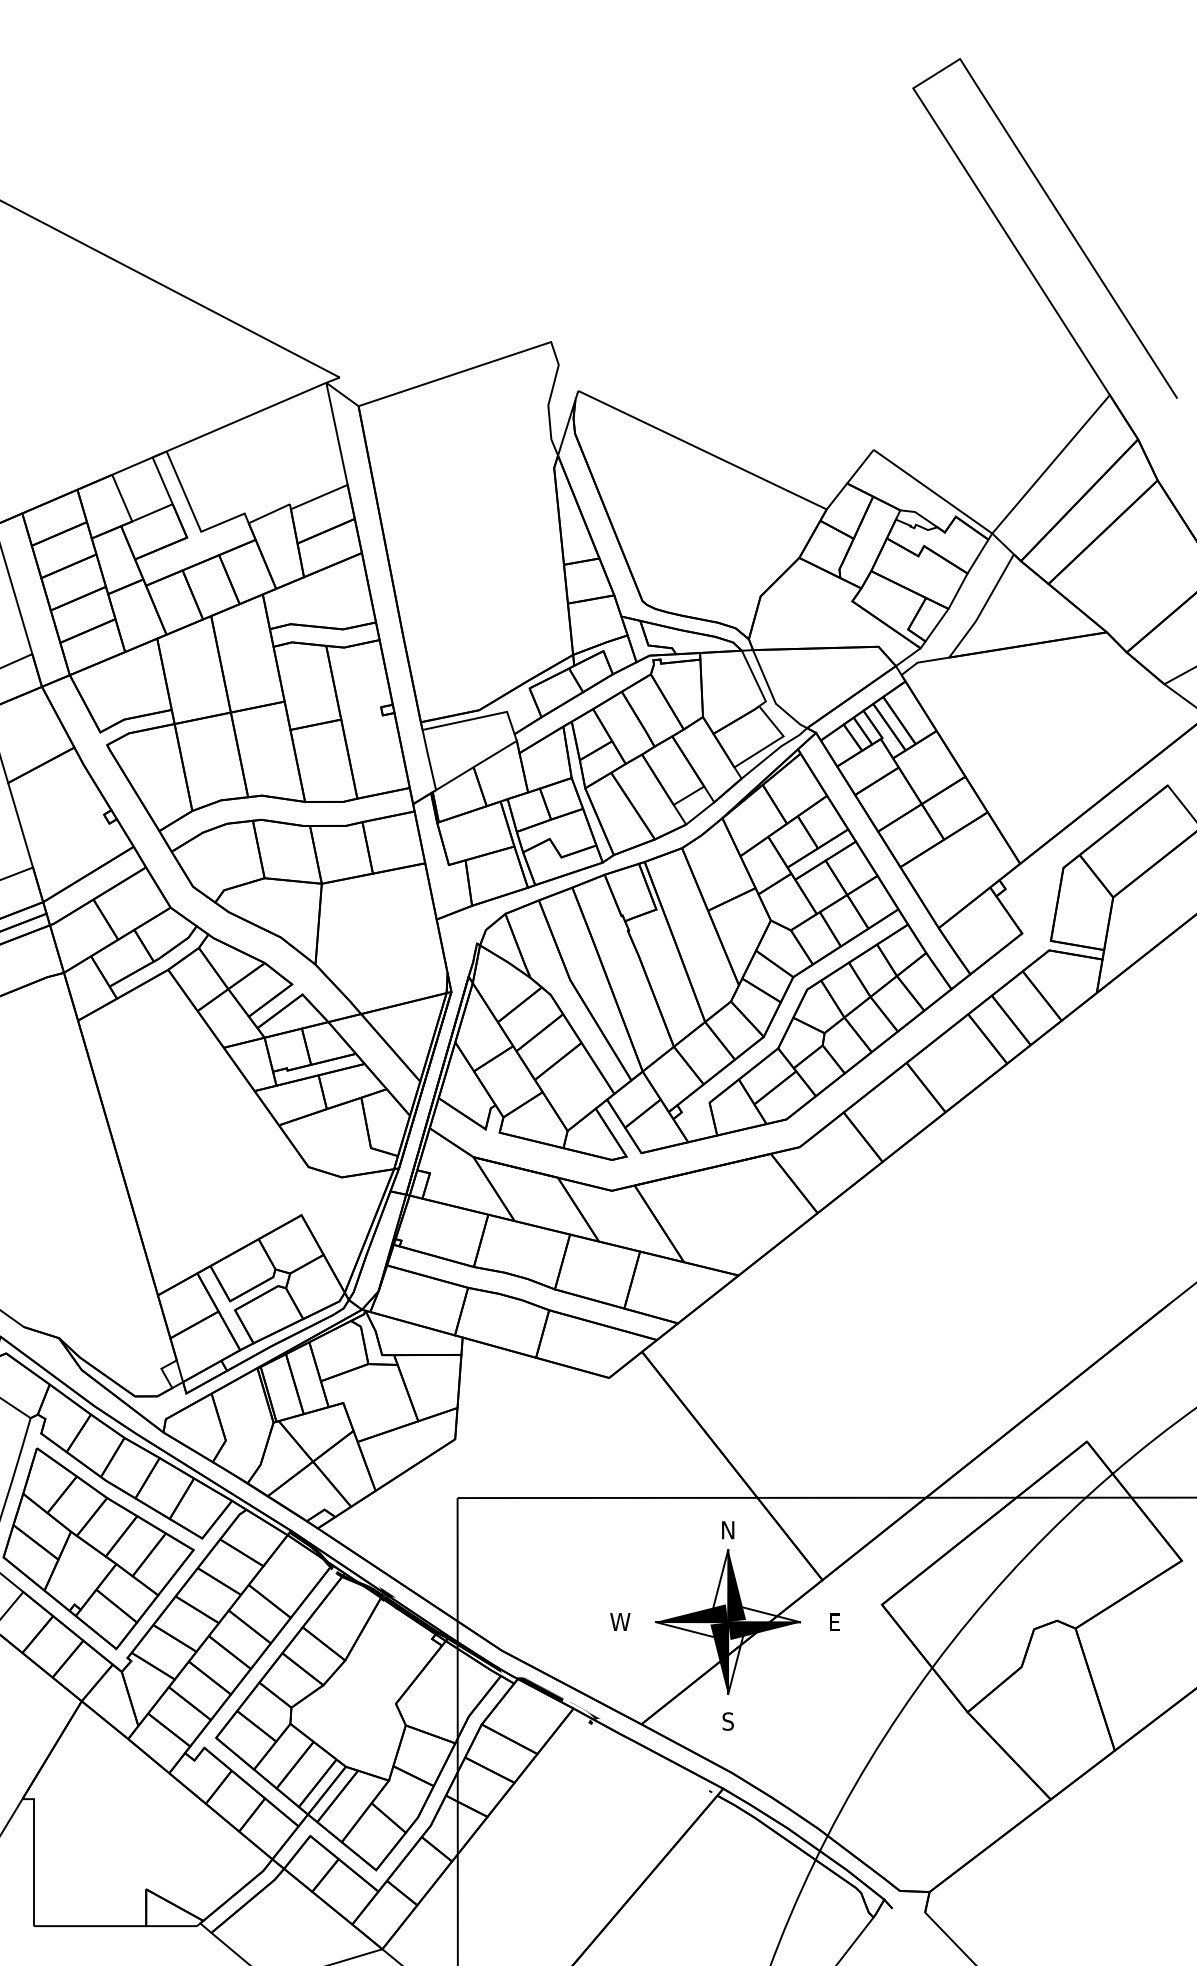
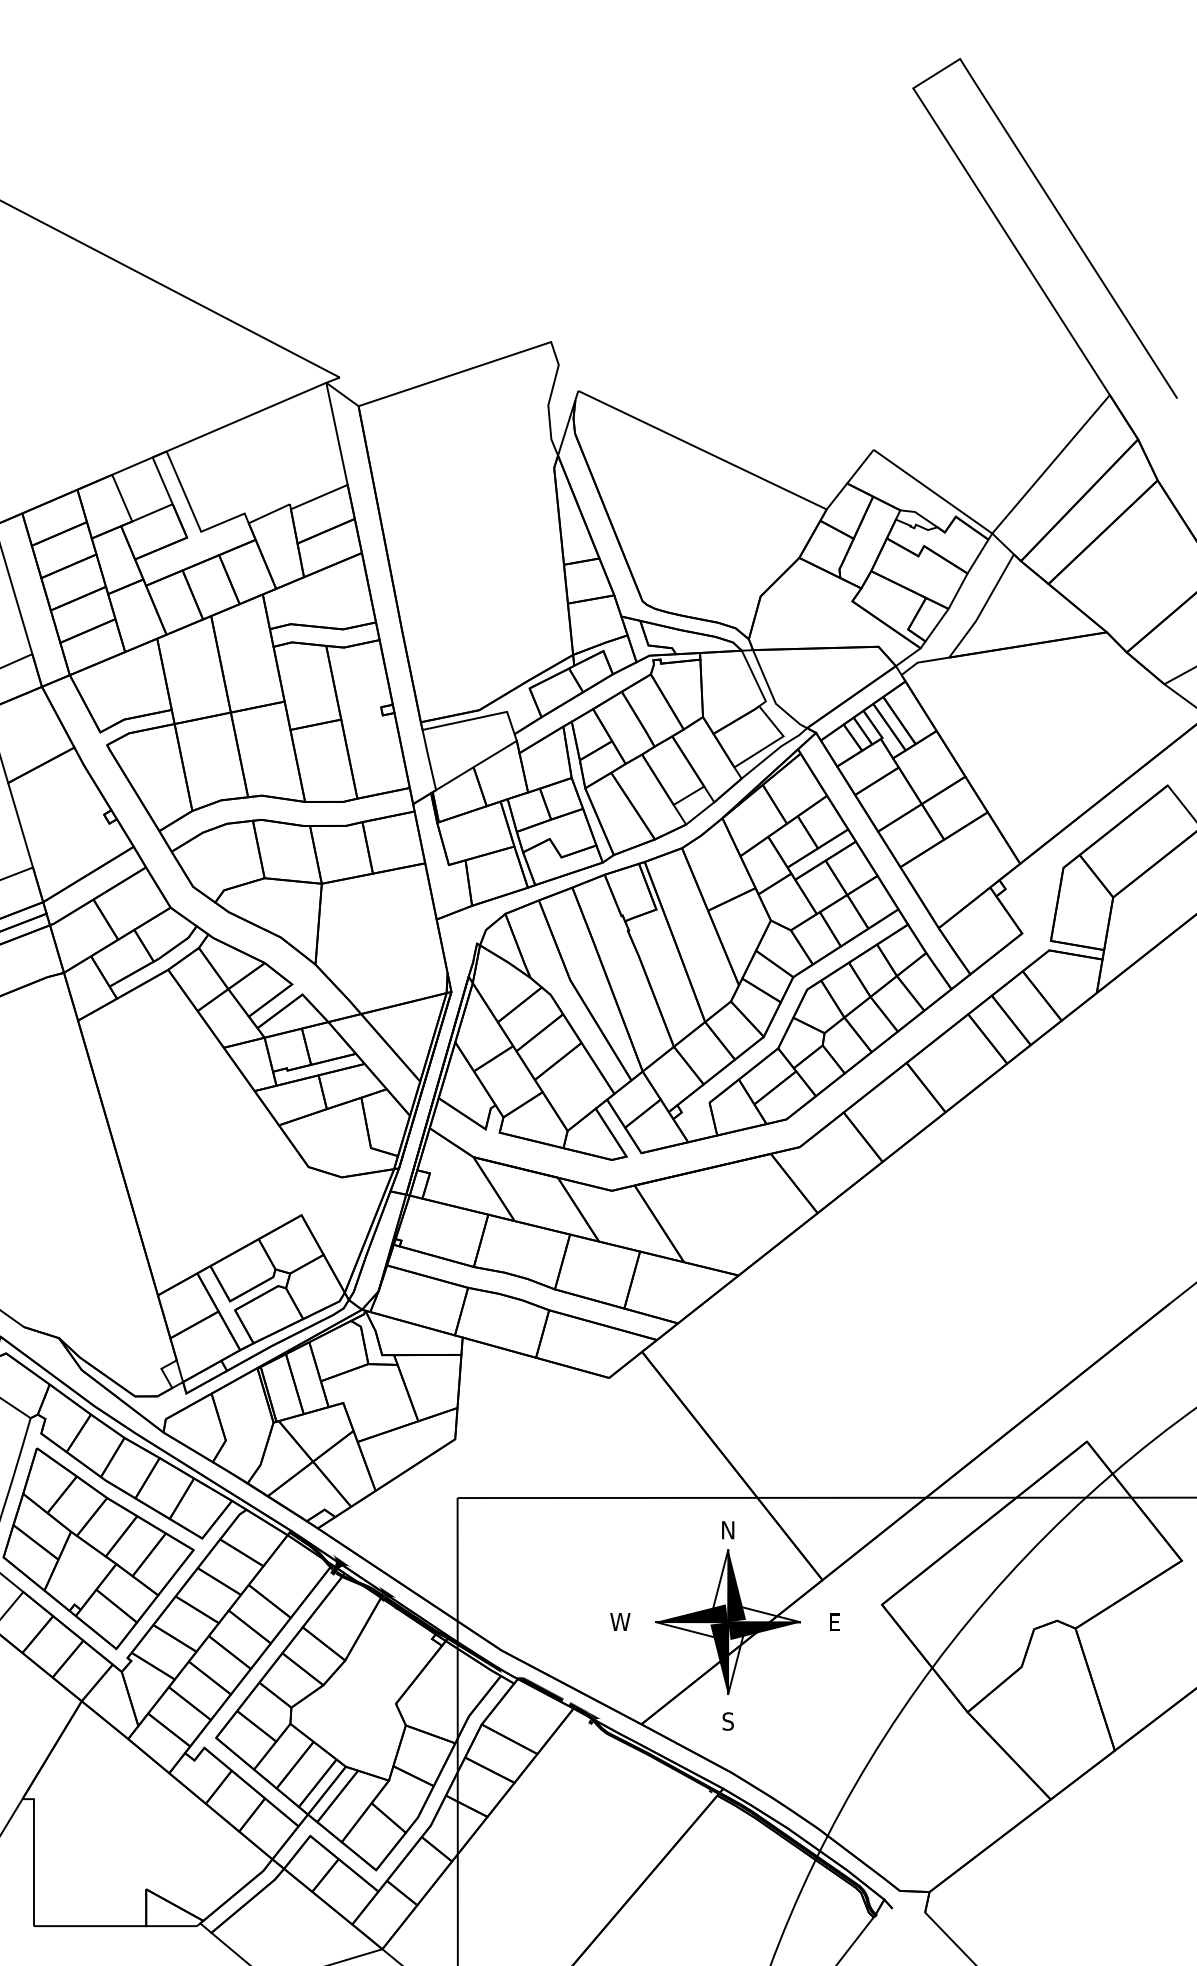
fill: none -> present (340, 1564)
fill: none -> present (722, 1809)
